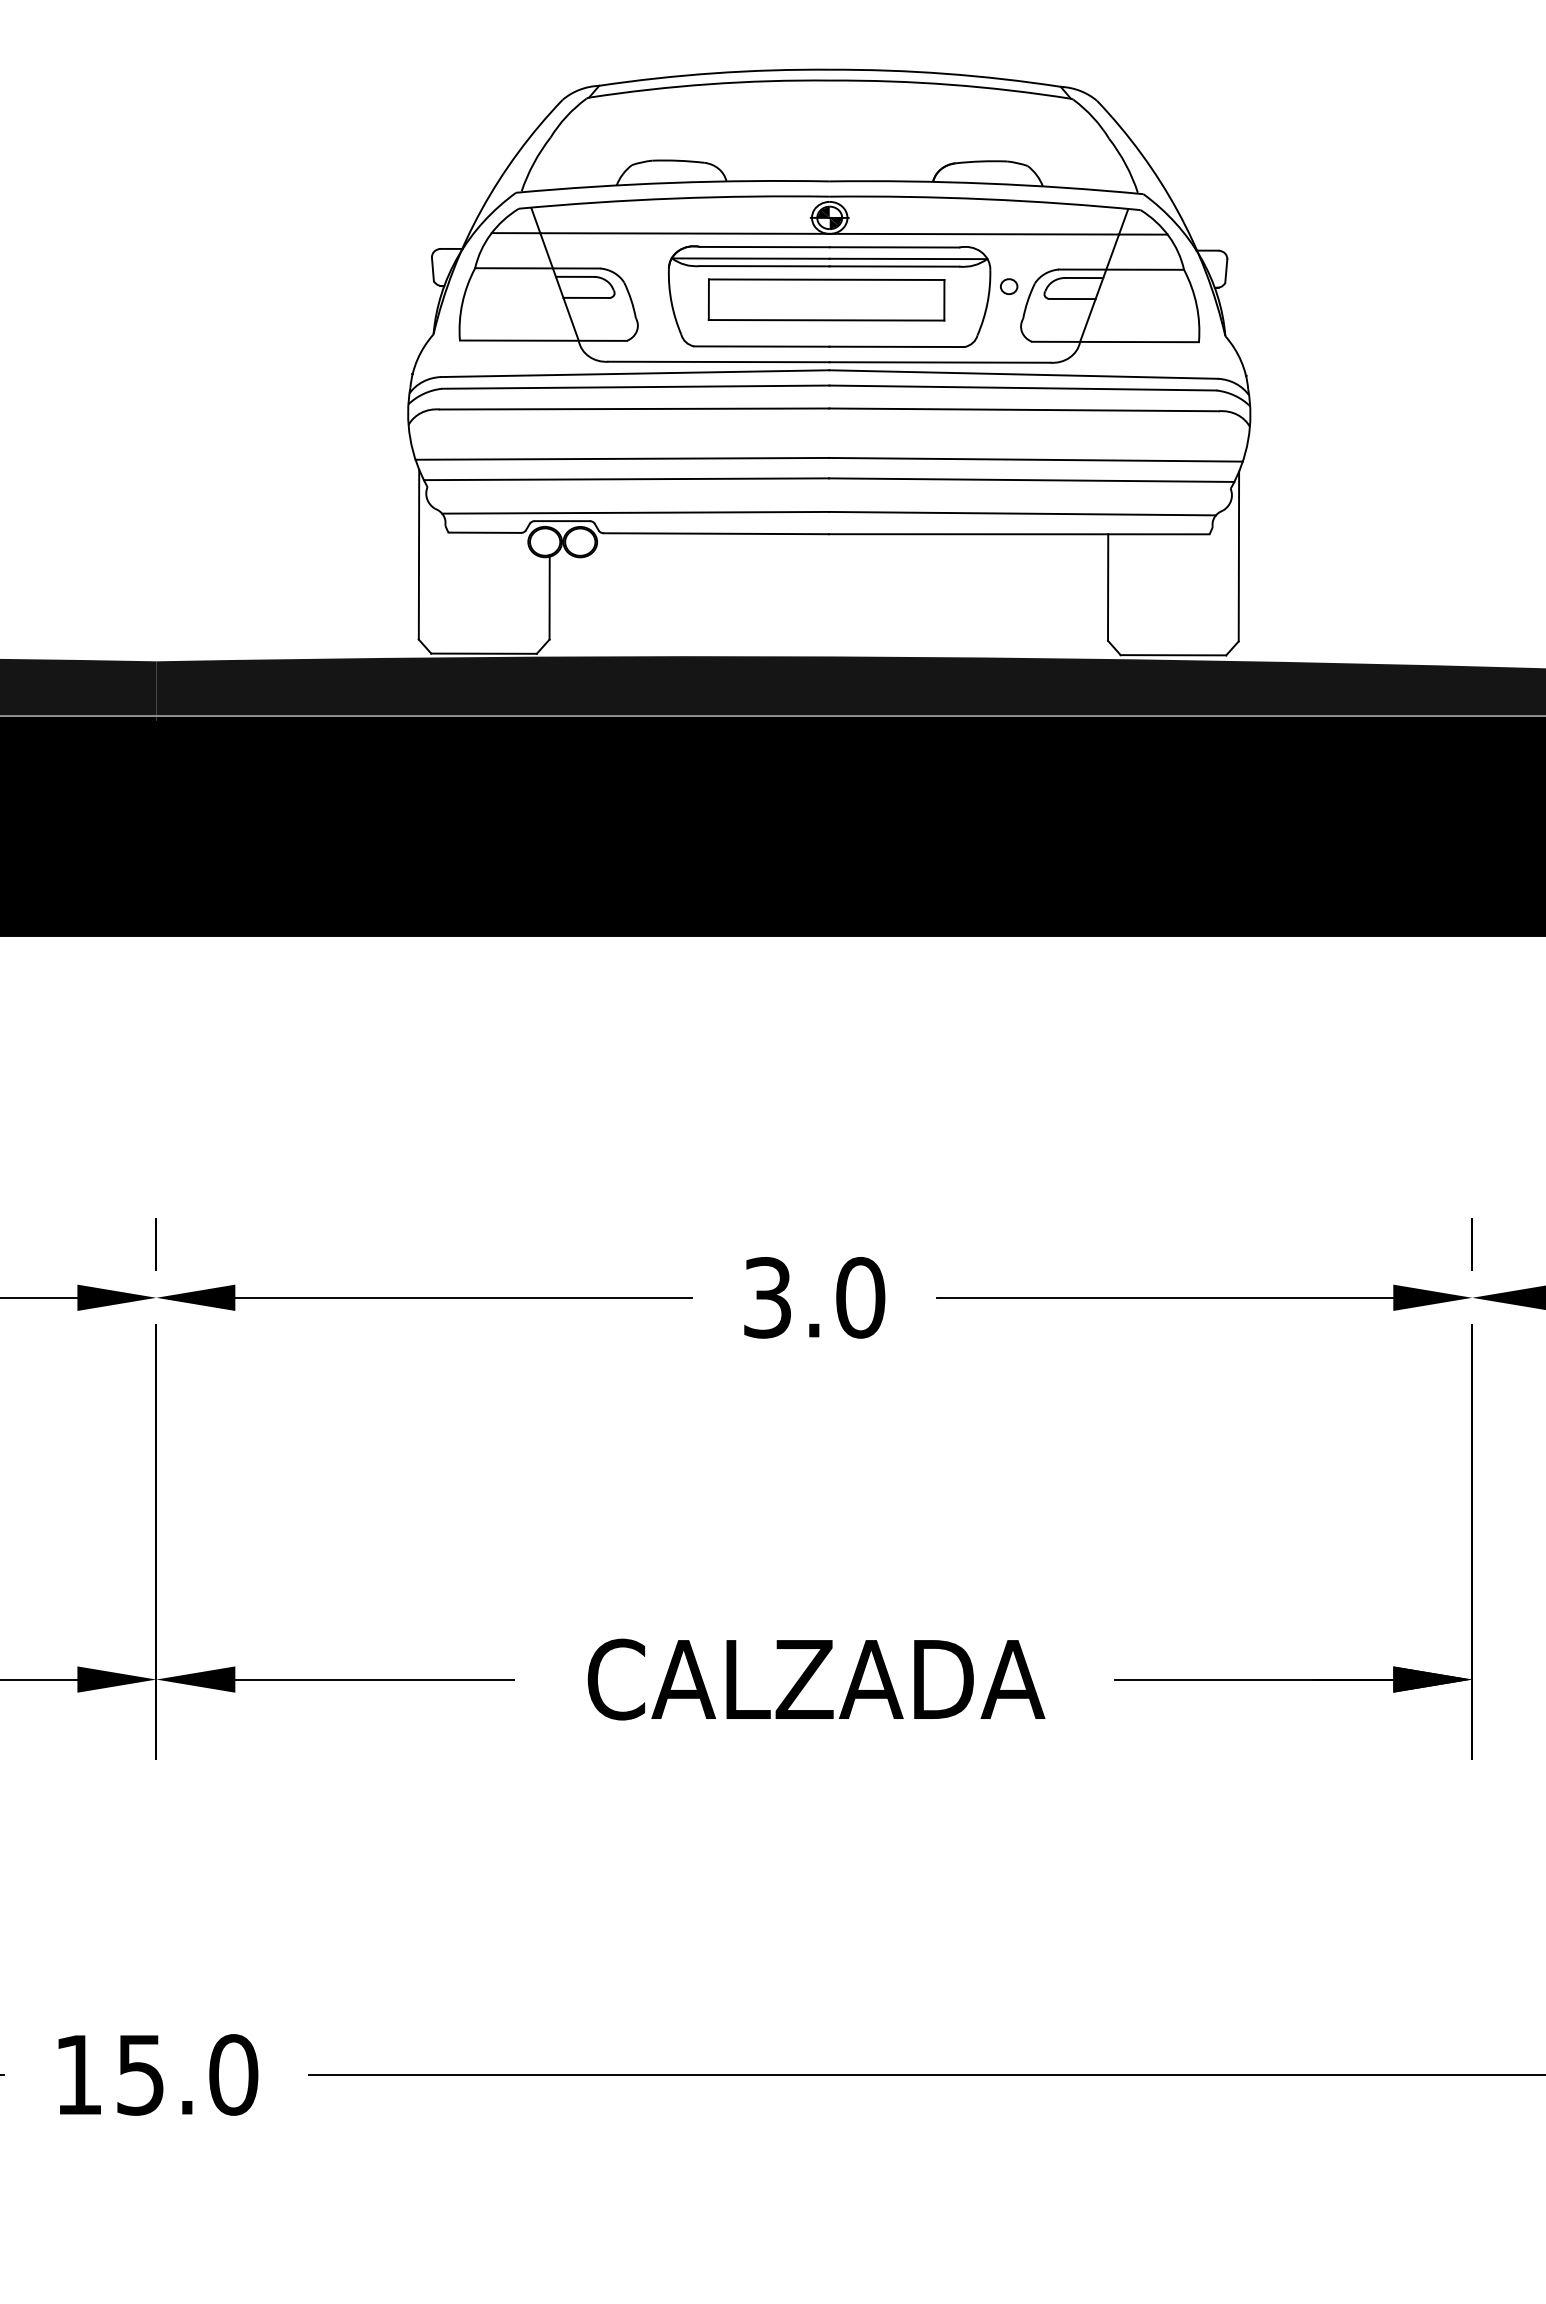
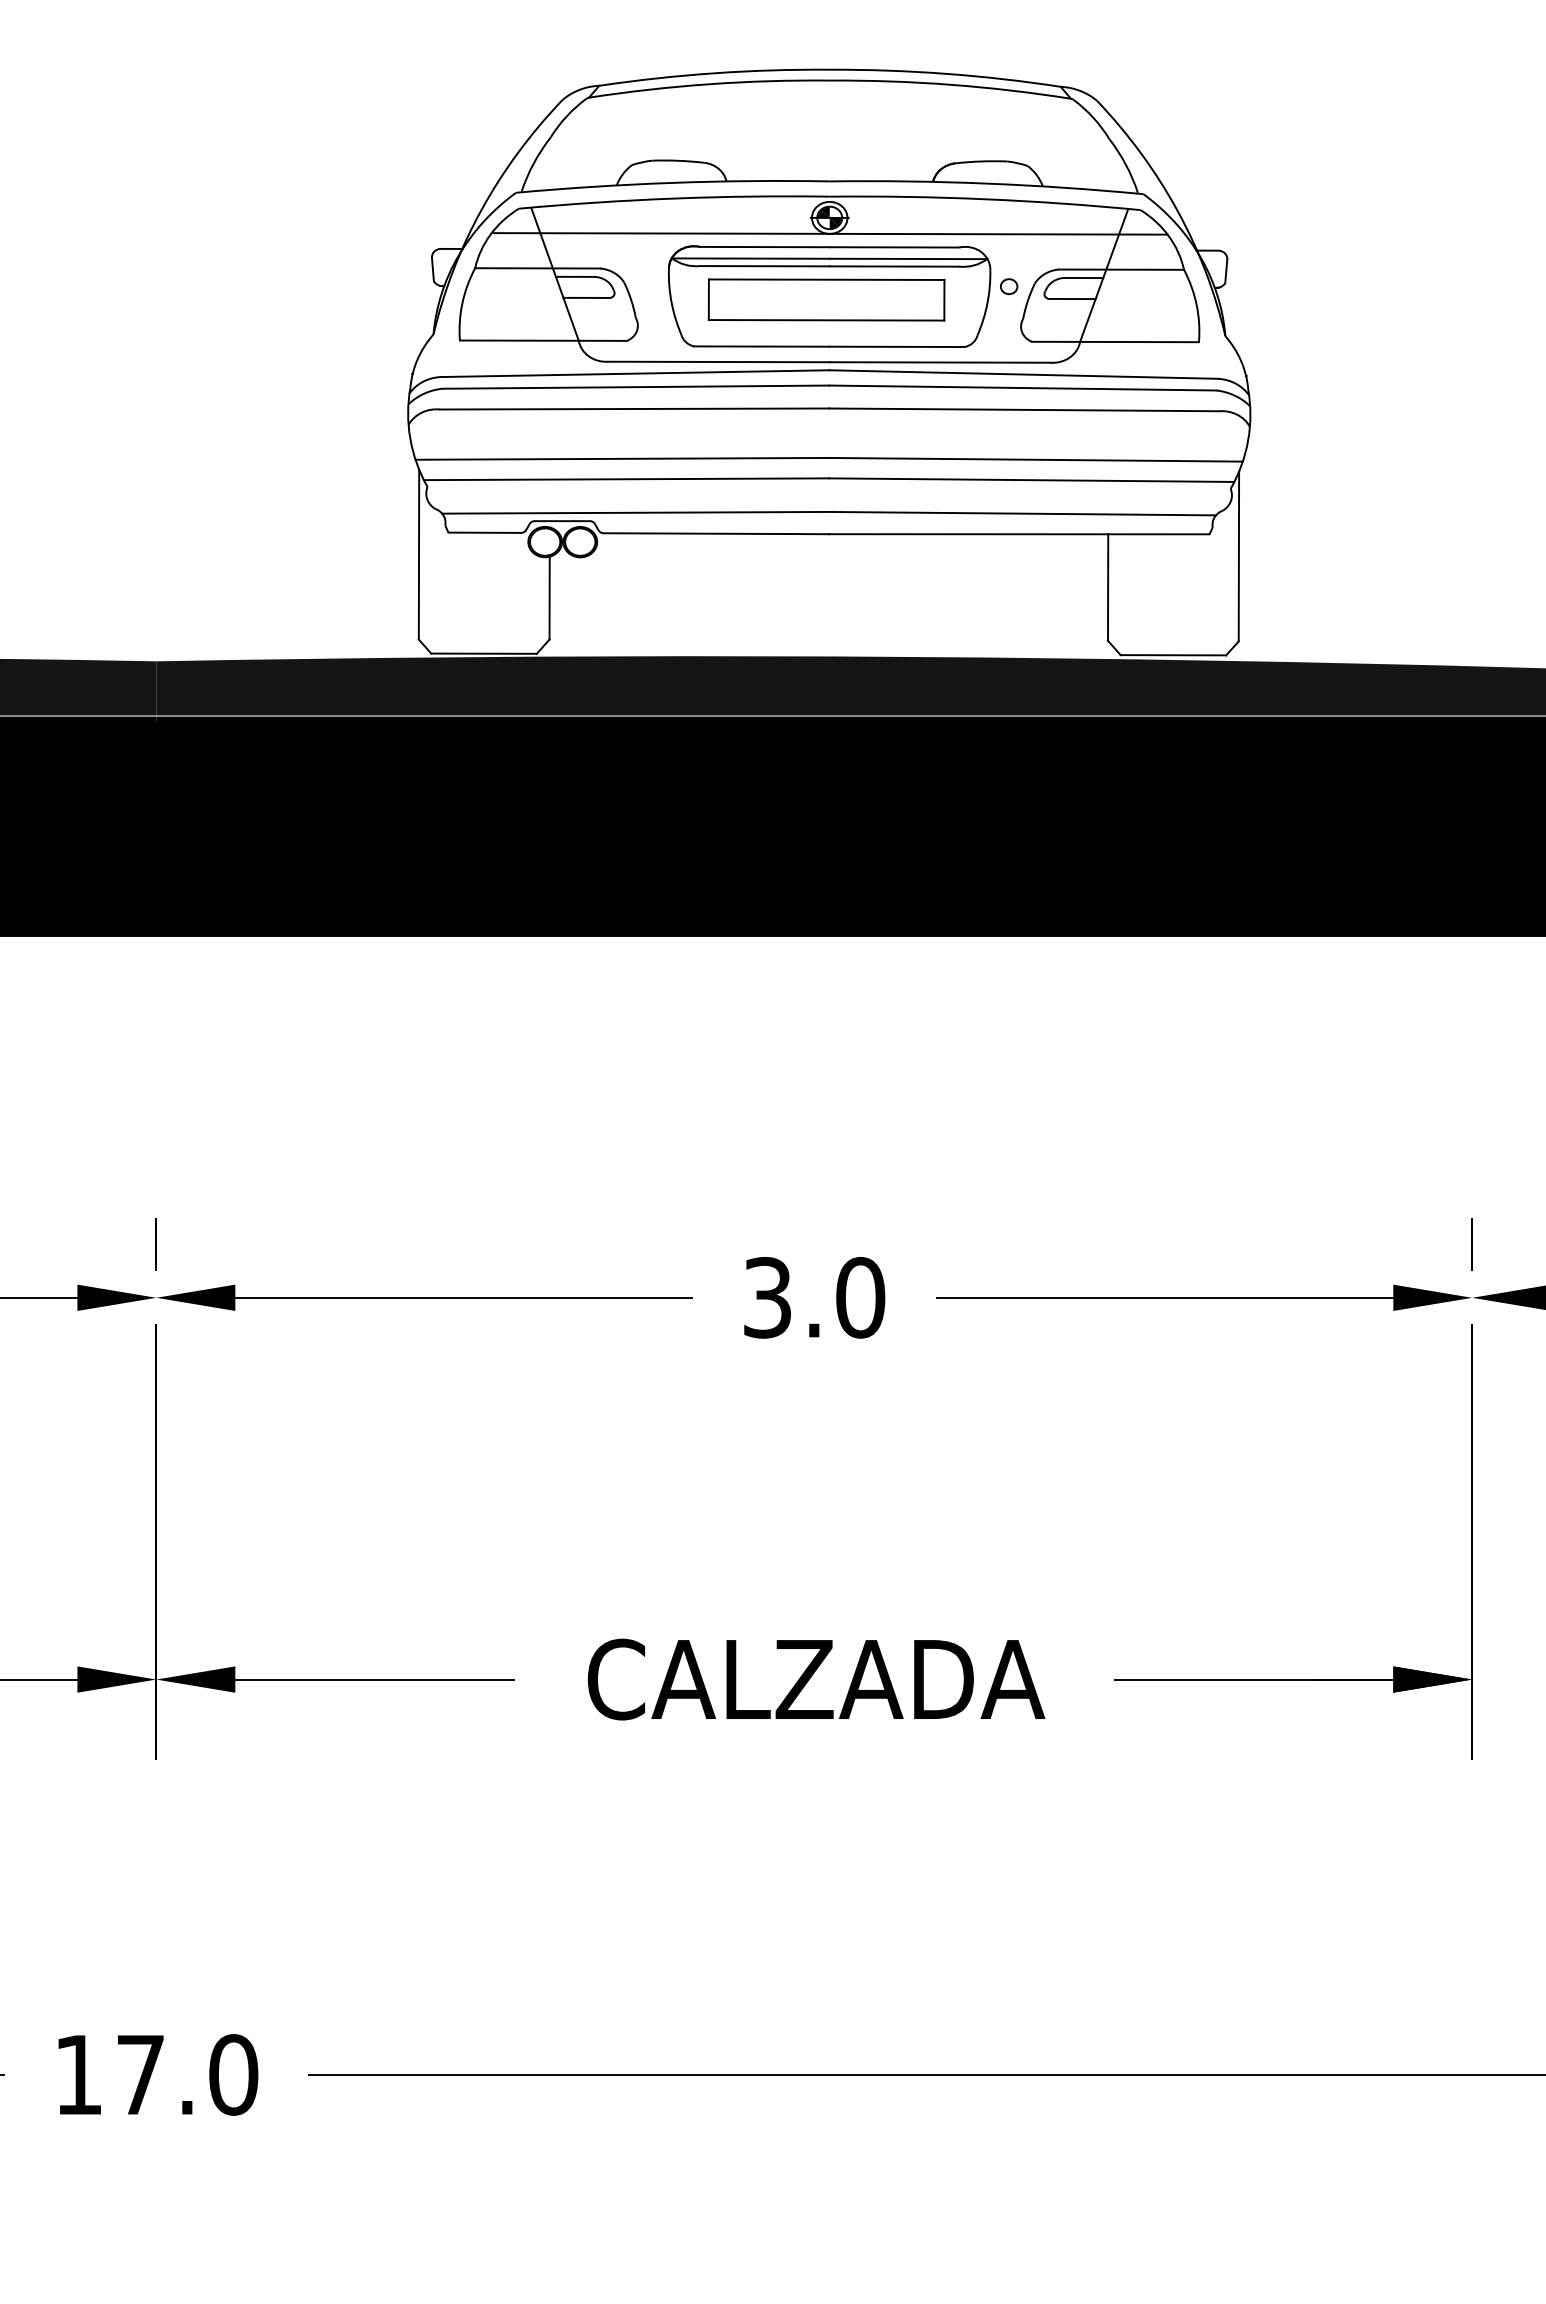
text: 15.0 -> 17.0 (140, 2075)
